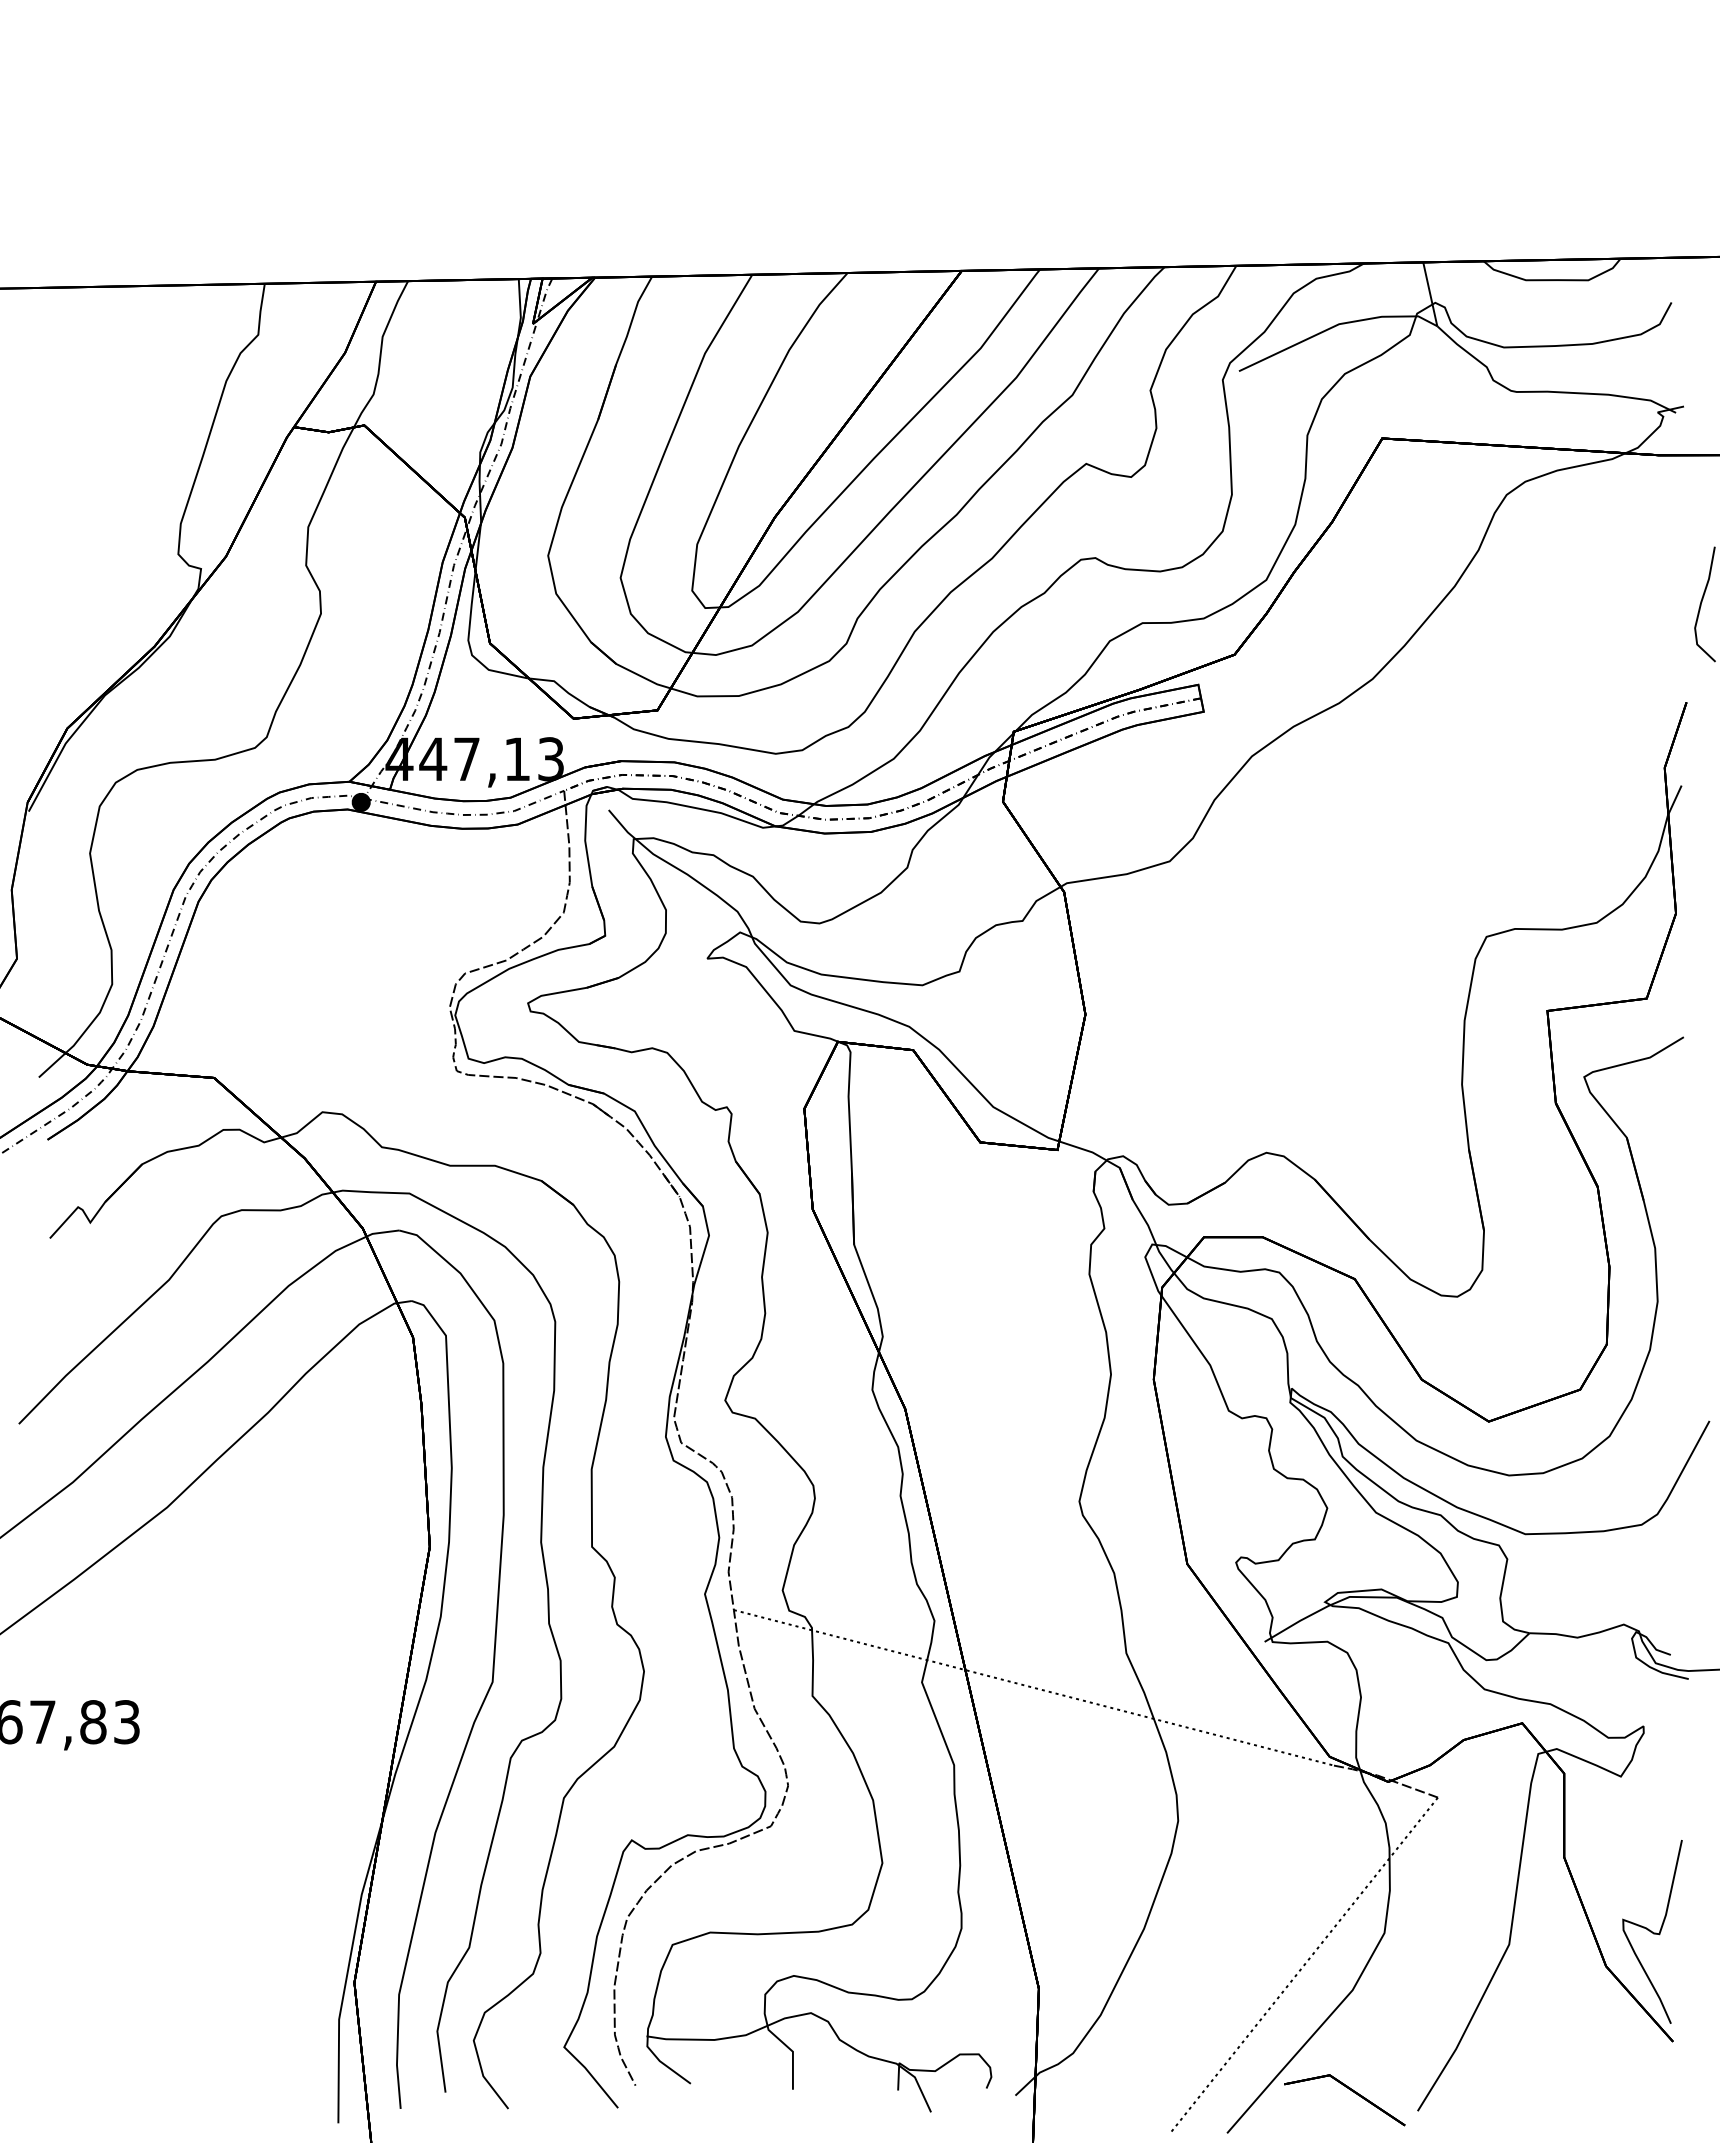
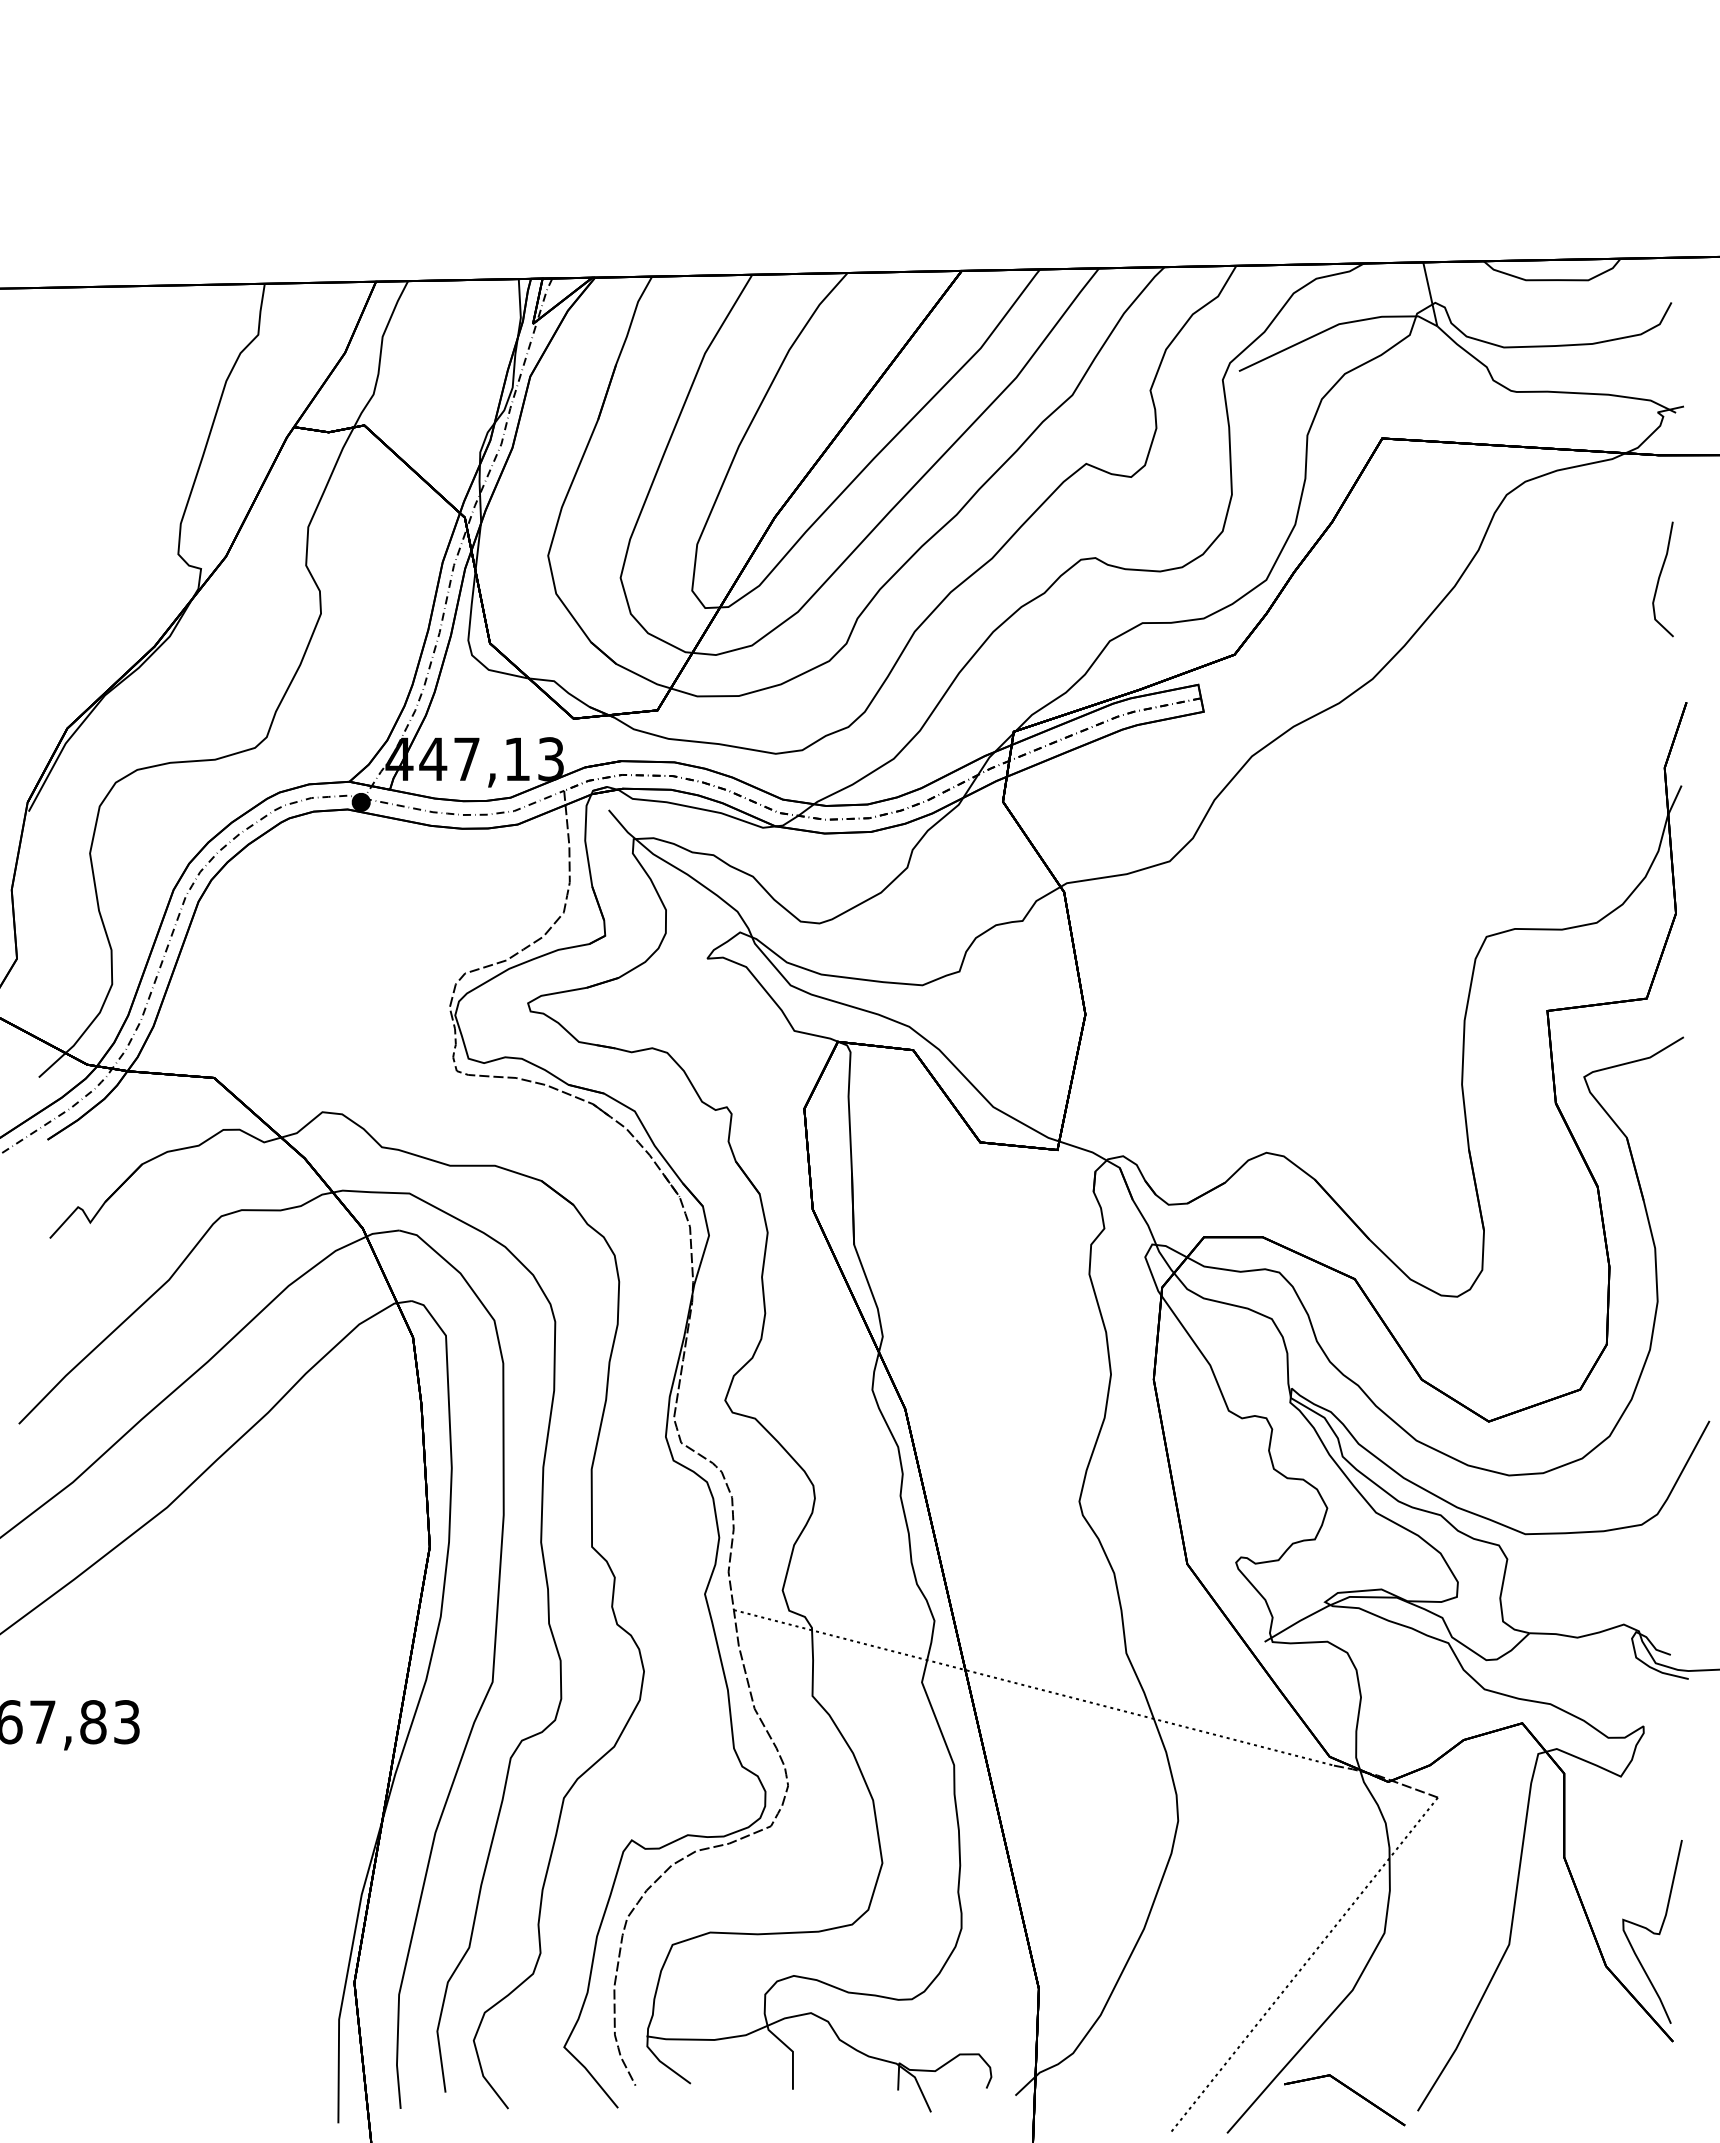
curve position: (1702, 602) -> (1660, 577) (1660, 577)
